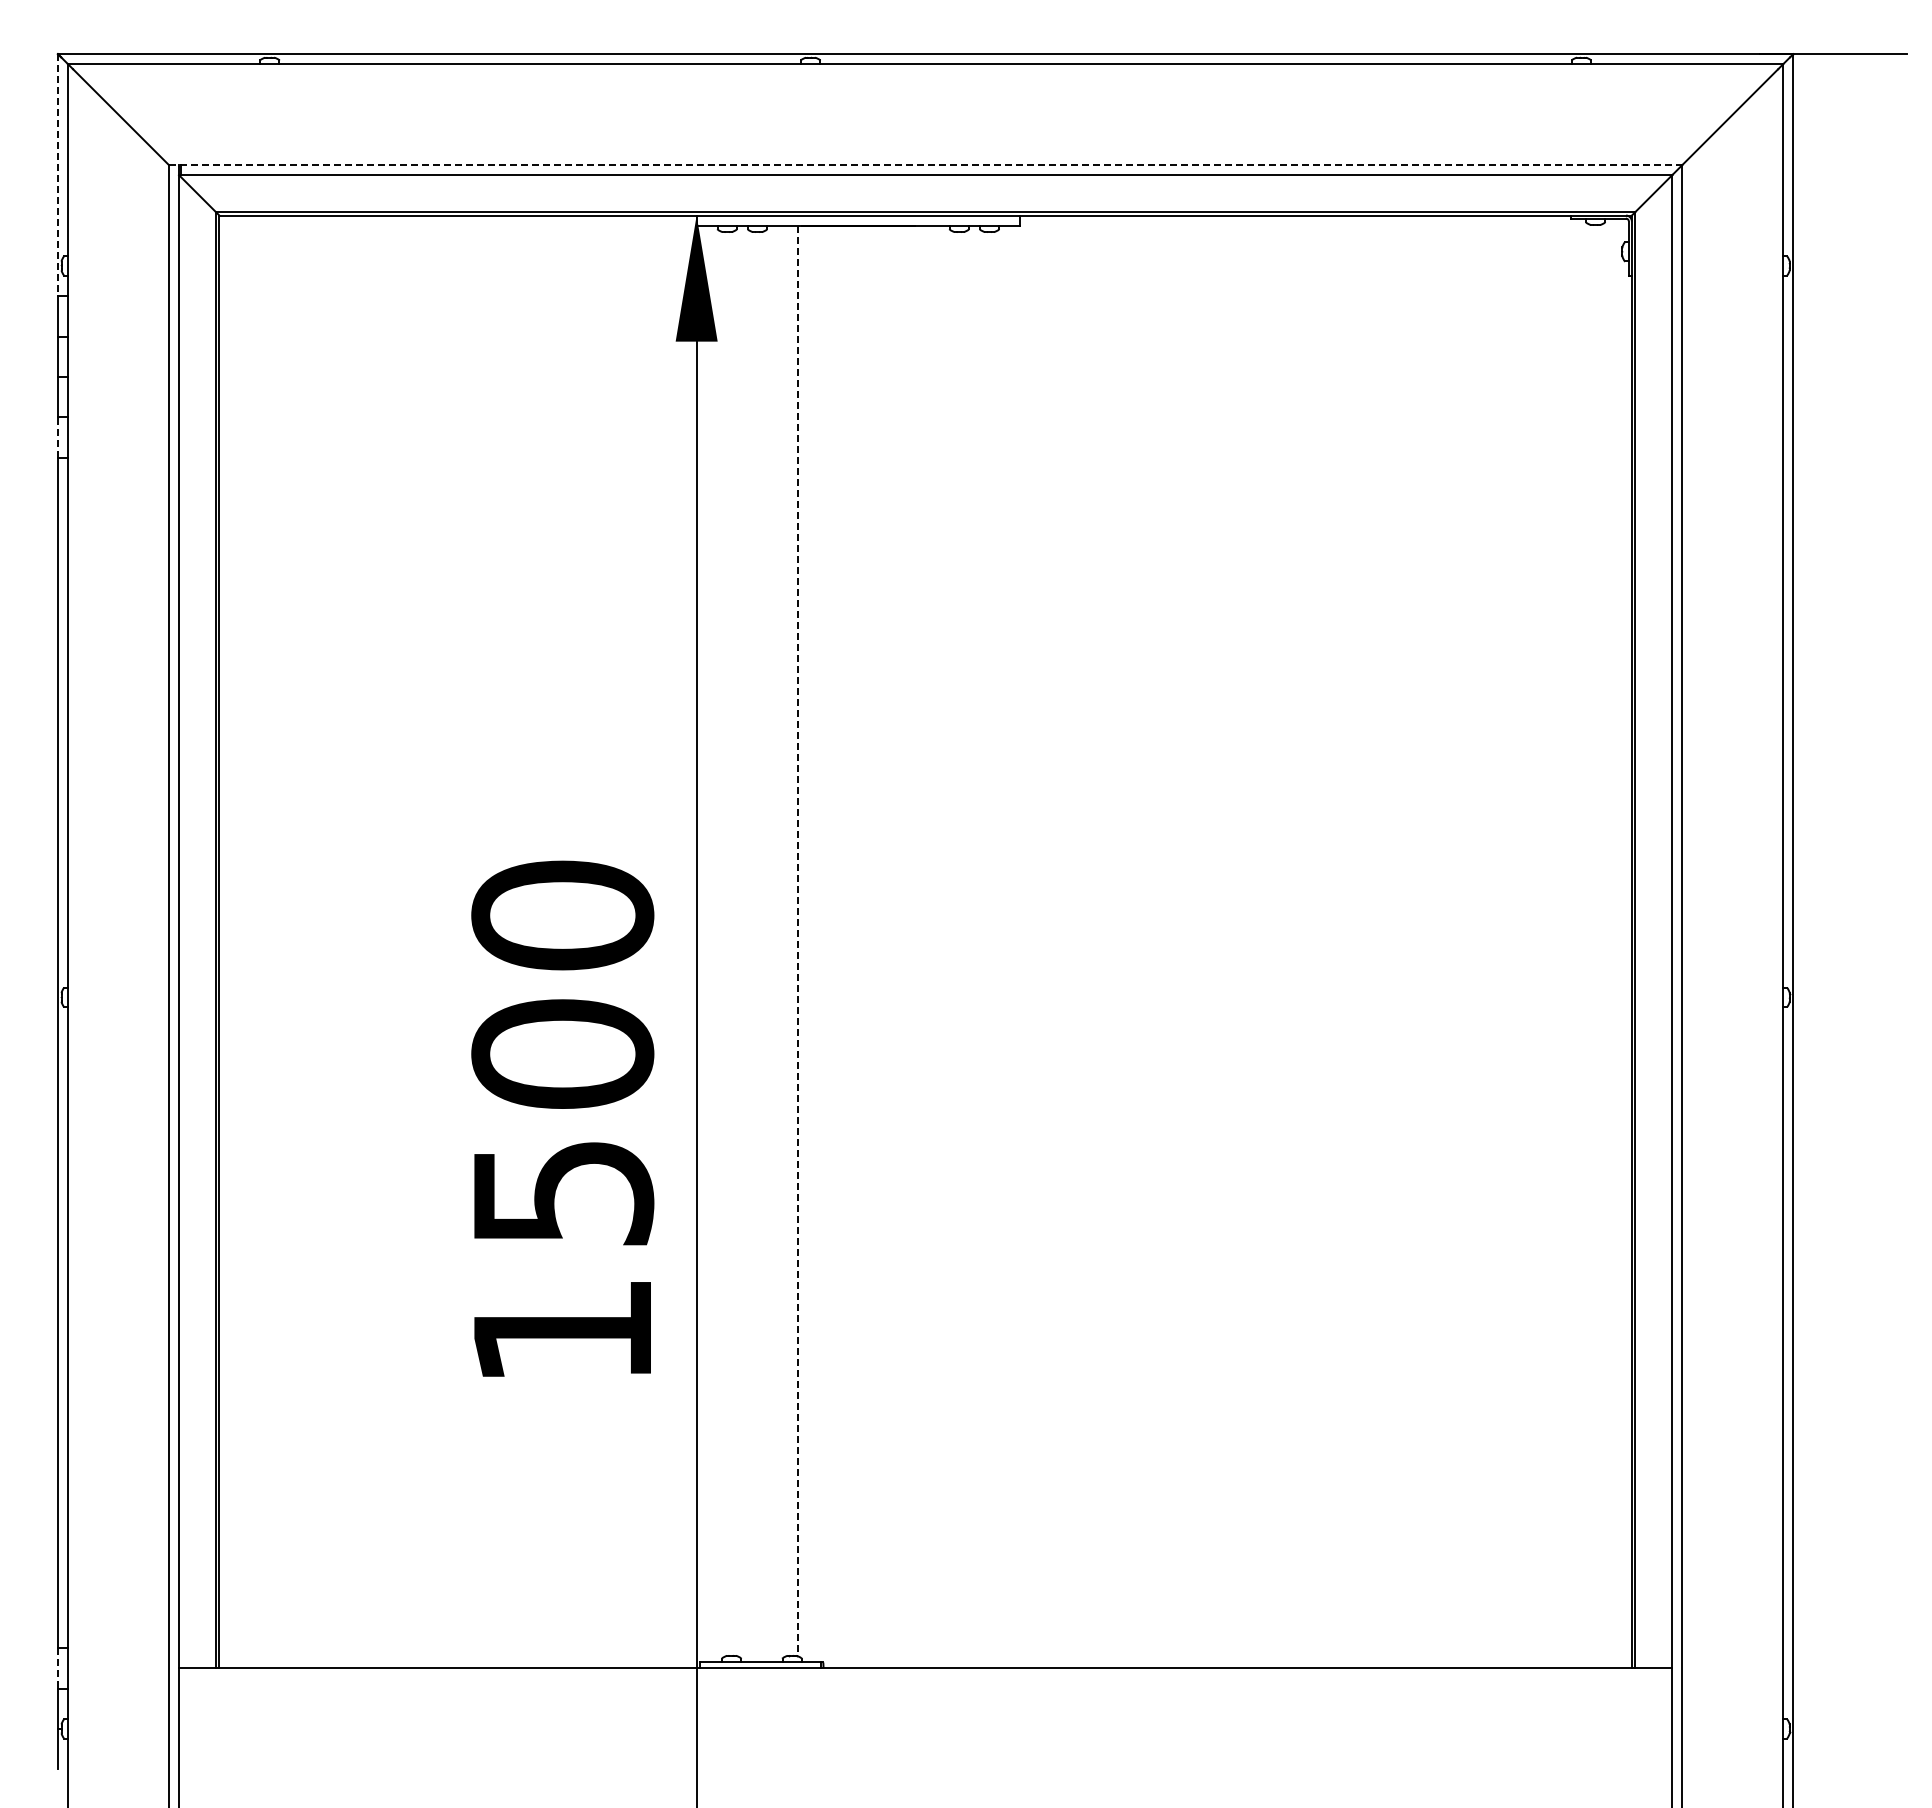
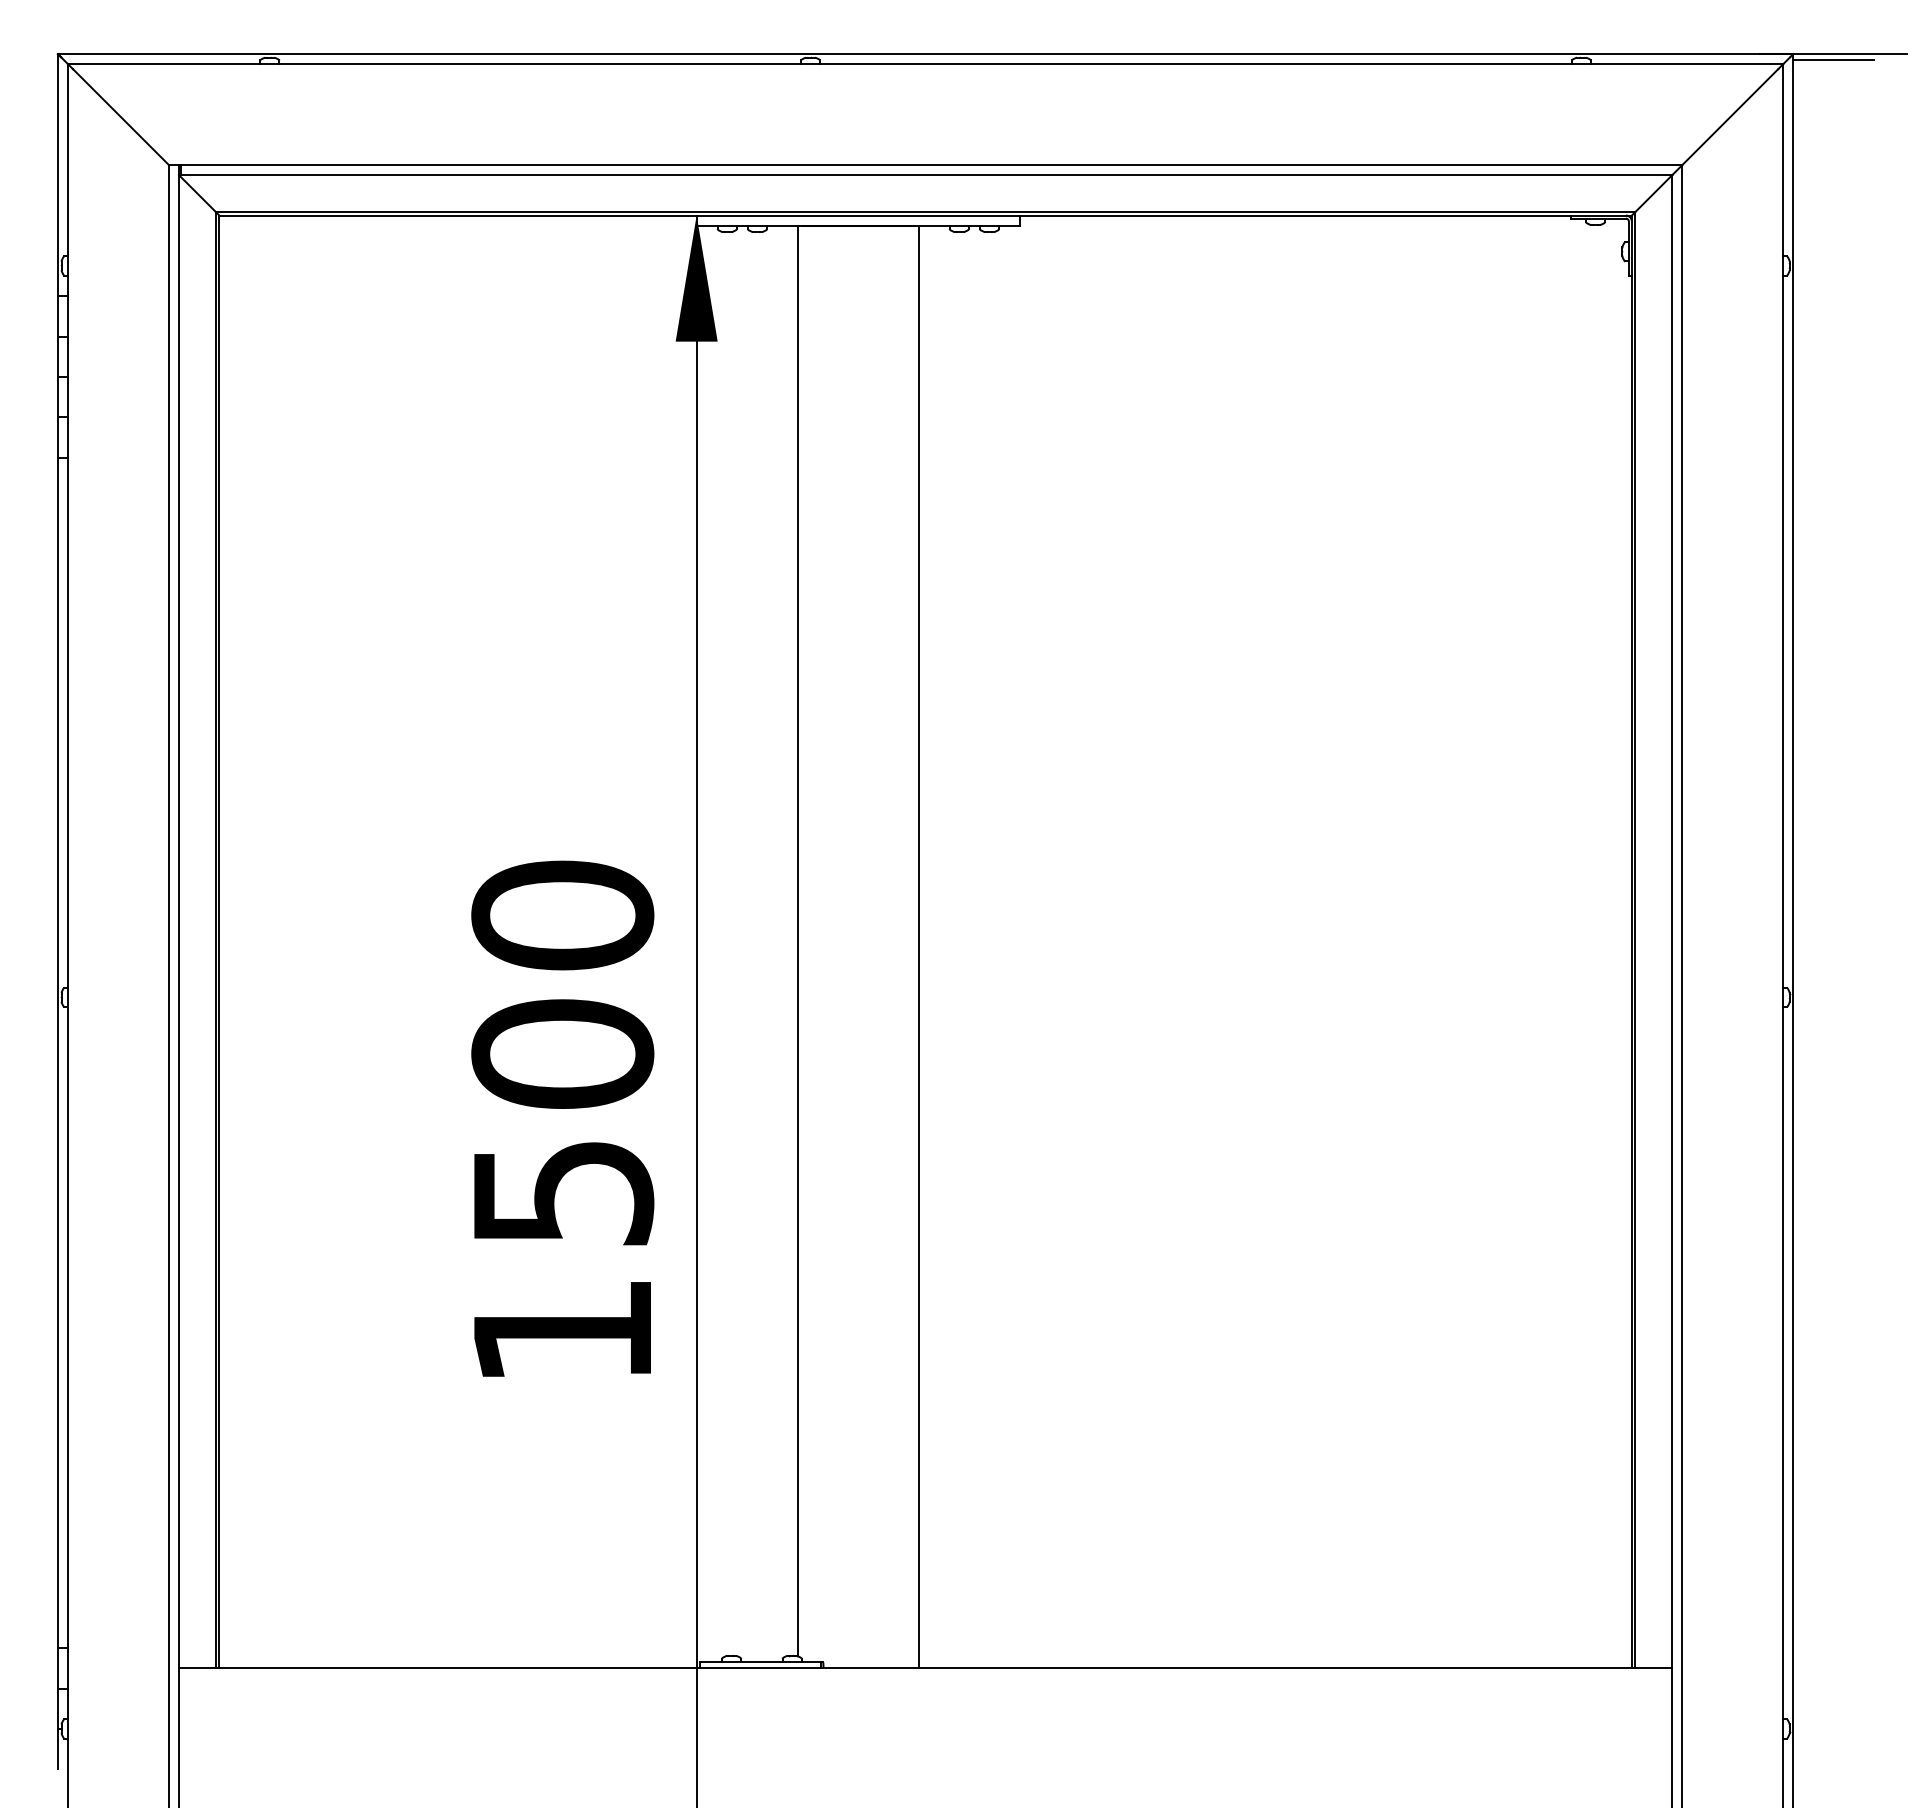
line: none -> present (1833, 60)
line: dashed -> solid (925, 165)
line: dashed -> solid (57, 175)
line: dashed -> solid (57, 437)
line: dashed -> solid (797, 941)
line: none -> present (918, 946)
line: dashed -> solid (57, 1668)
